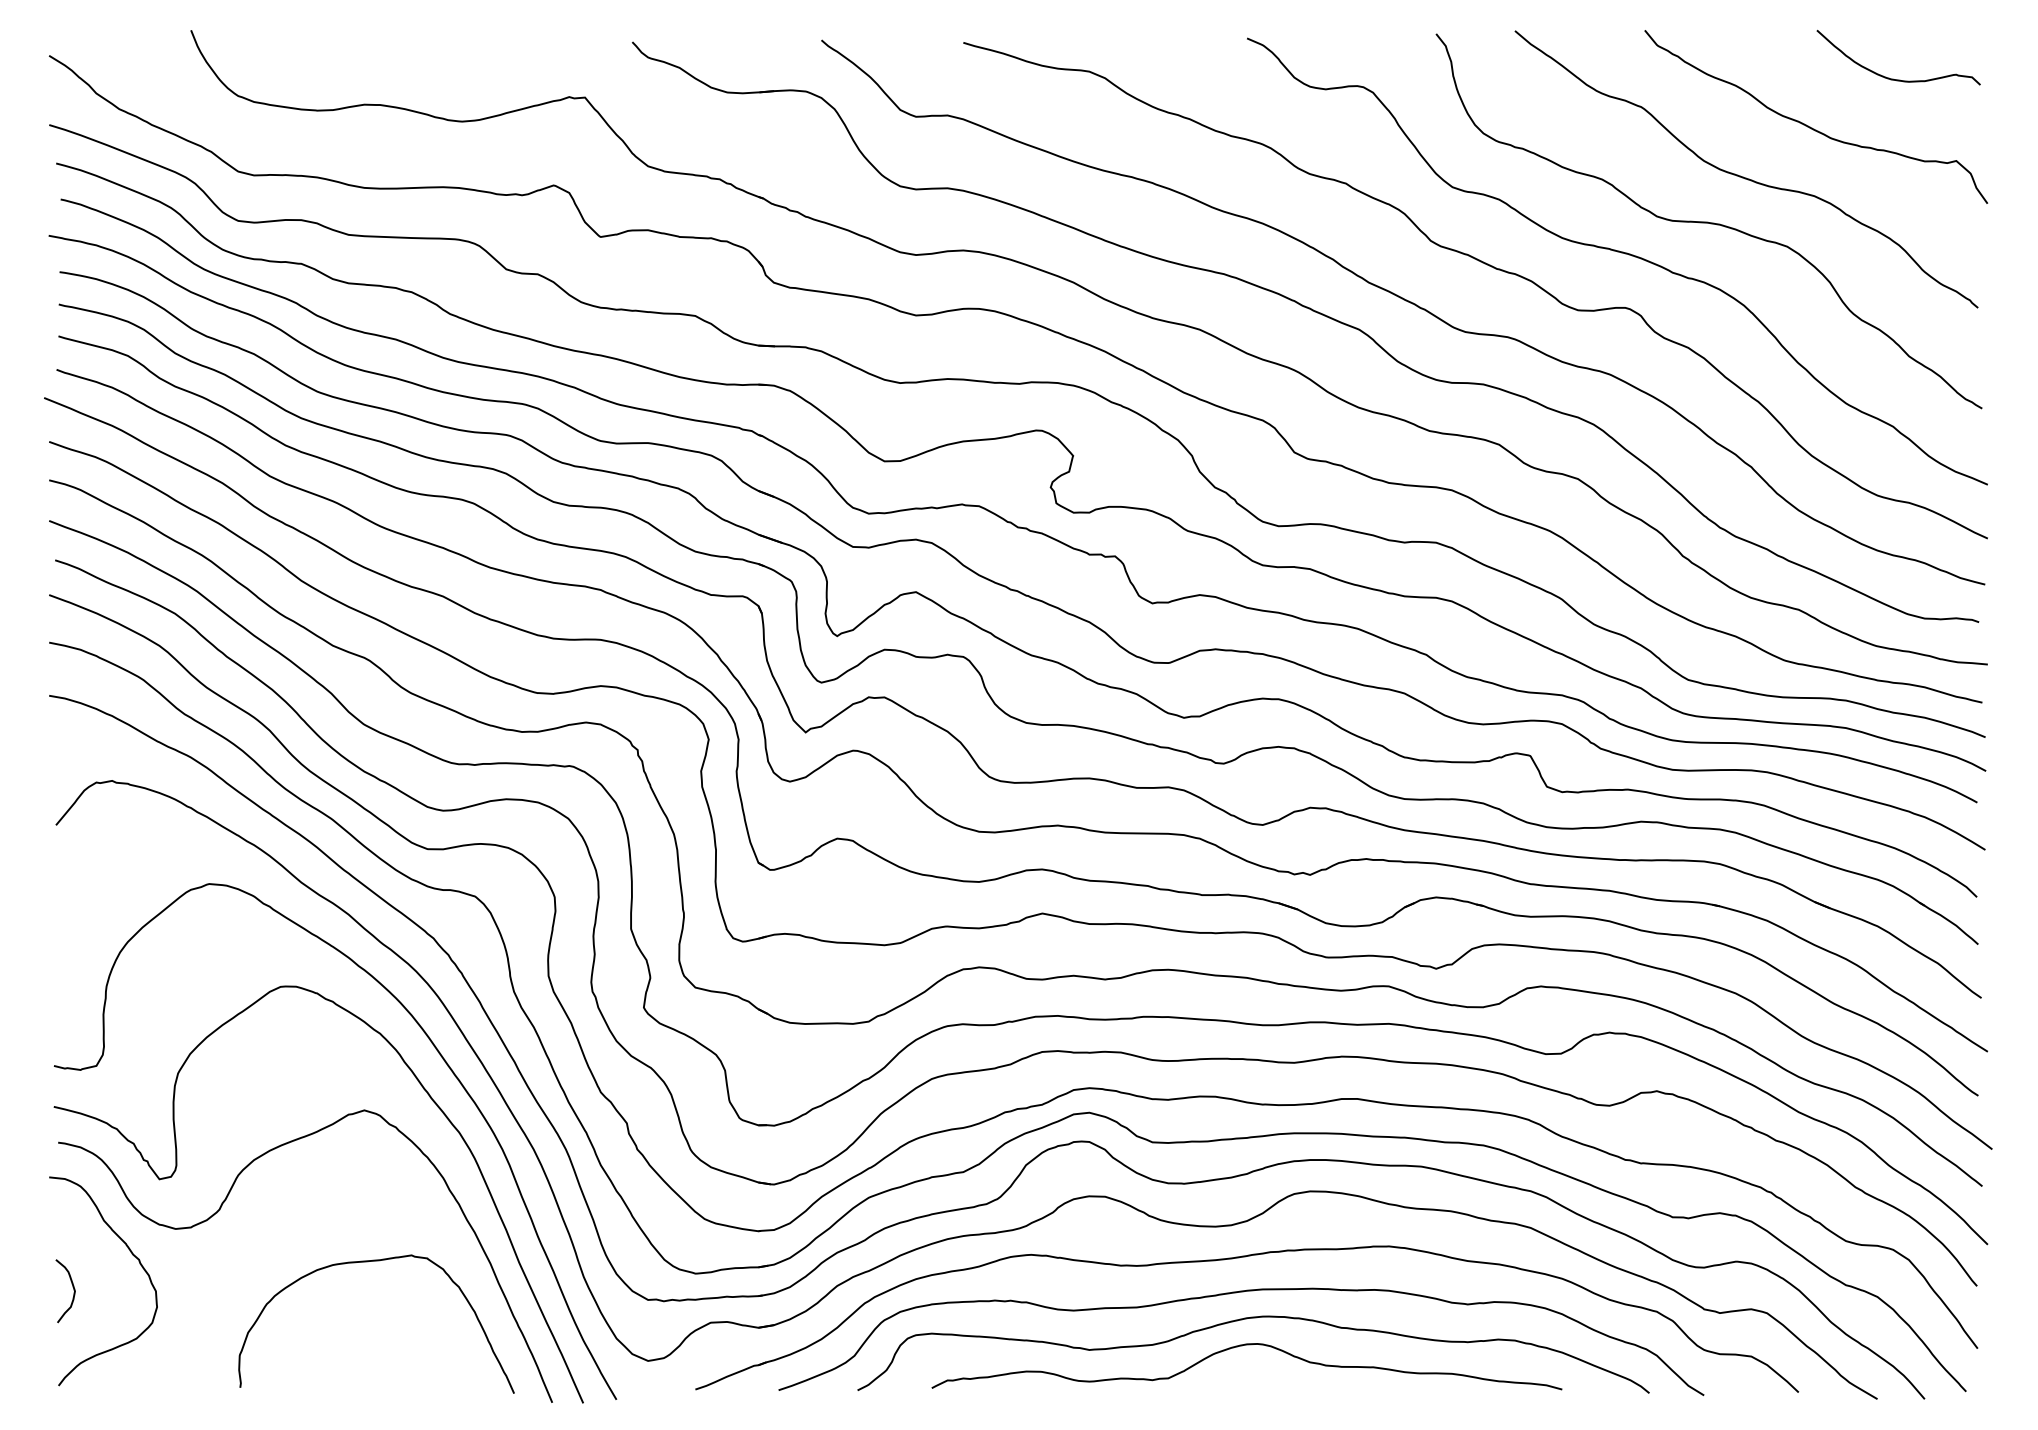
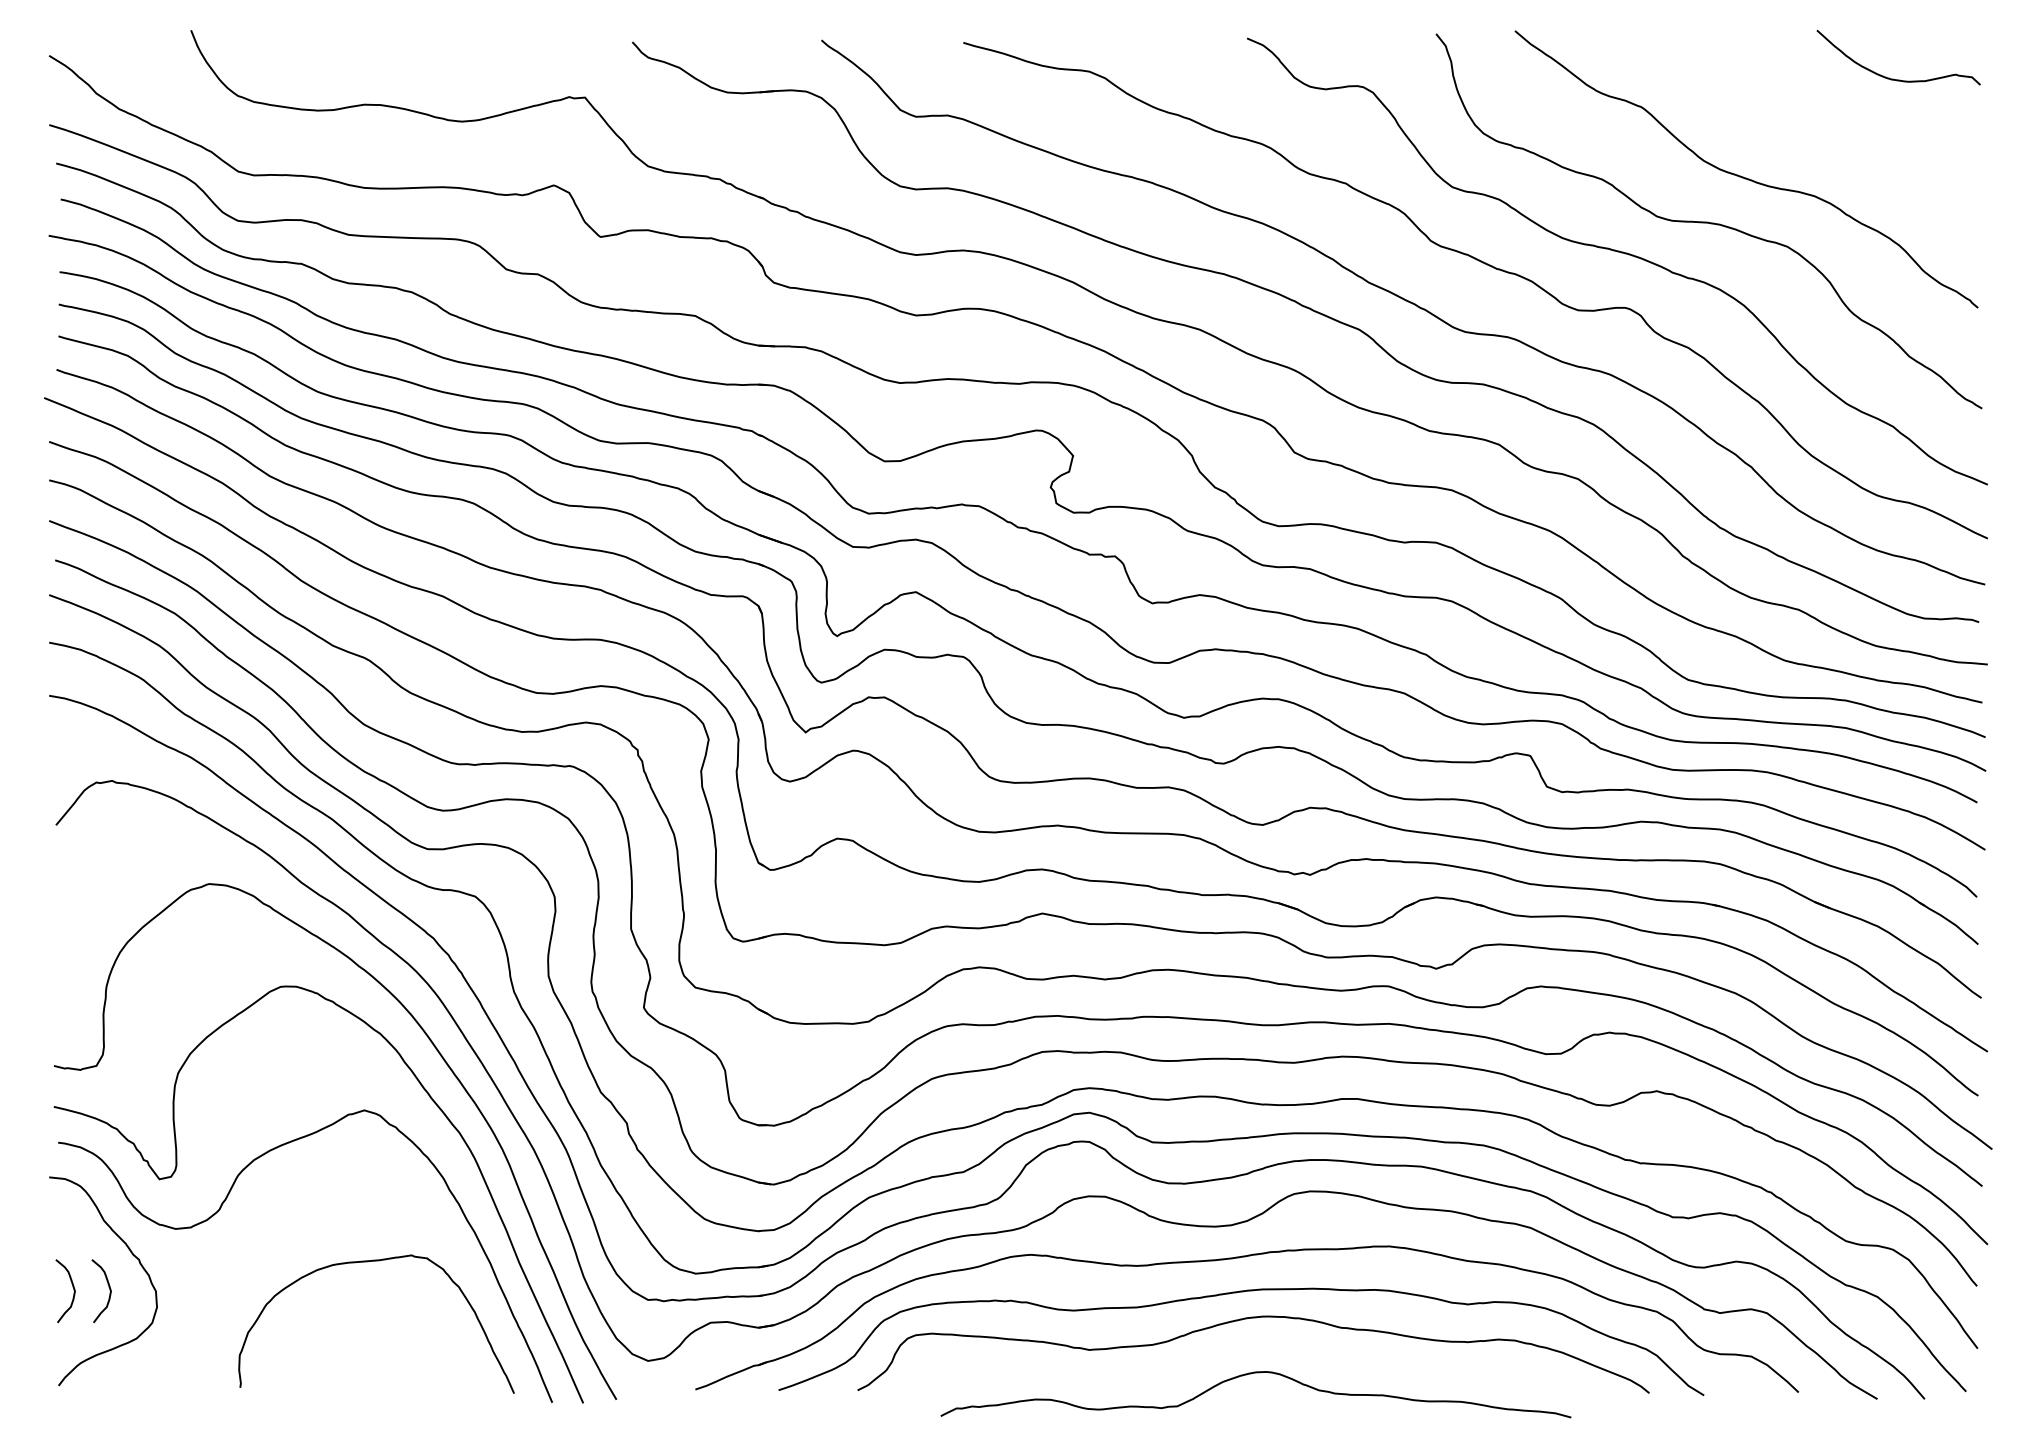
curve: present -> none (1810, 126)
curve: none -> present (108, 1287)
curve position: (1242, 1346) -> (1251, 1374) (1251, 1374)
